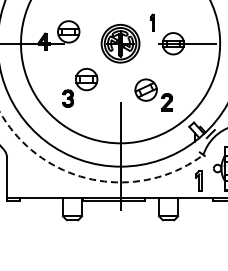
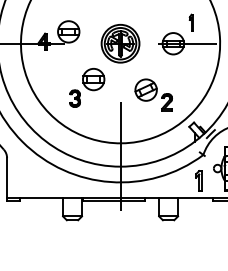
part position: (151, 22) -> (190, 22) (190, 22)
part position: (80, 87) -> (87, 87) (87, 87)
arc: dashed -> solid (90, 178)
